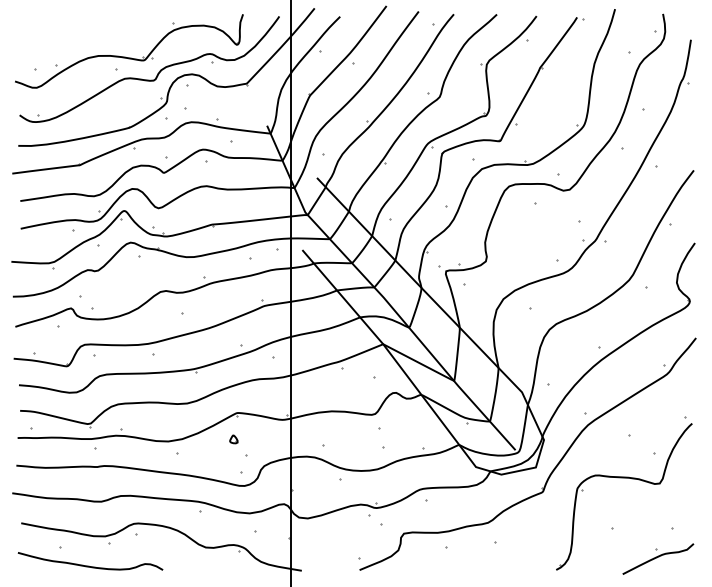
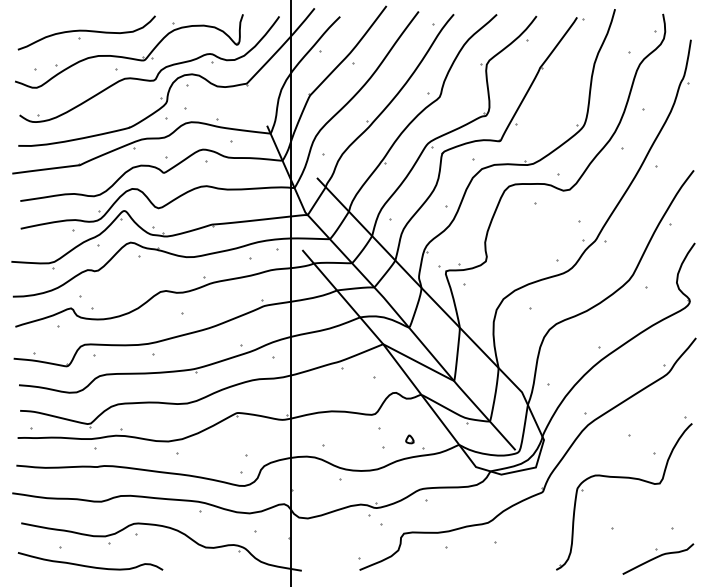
part: none -> present (86, 32)
part position: (233, 439) -> (409, 439) (409, 439)
